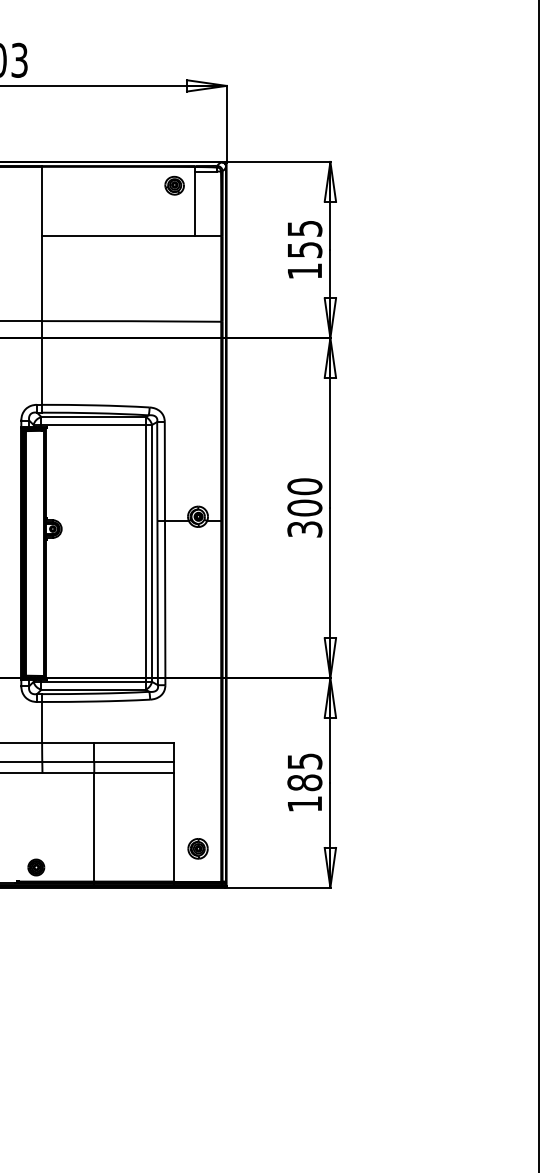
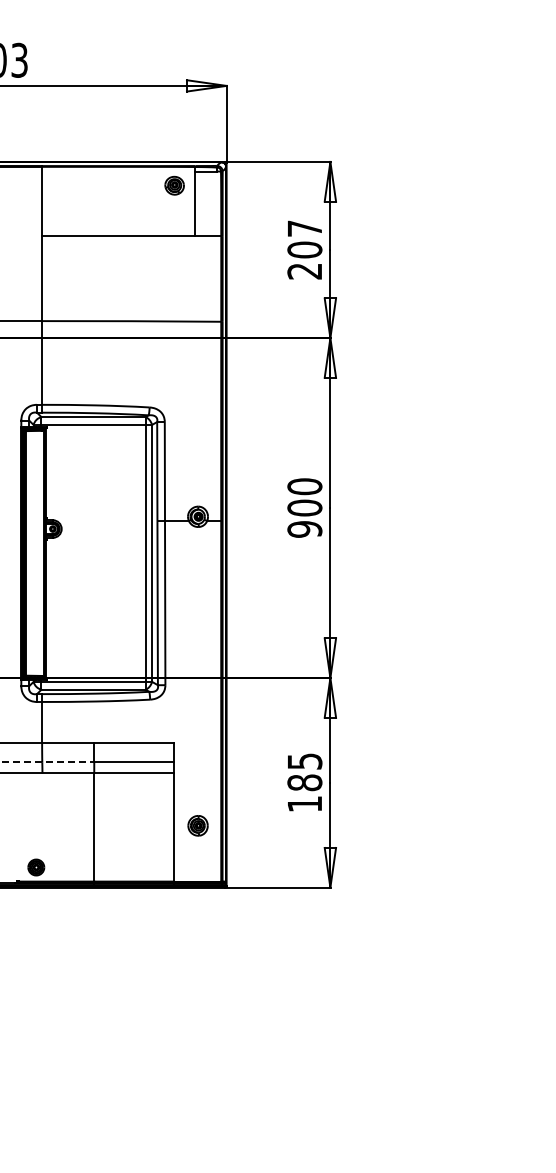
text: 155 -> 207 (304, 249)
text: 300 -> 900 (304, 529)
line: present -> none (539, 585)
line: solid -> dashed (47, 762)
part position: (197, 848) -> (197, 825) (197, 825)
